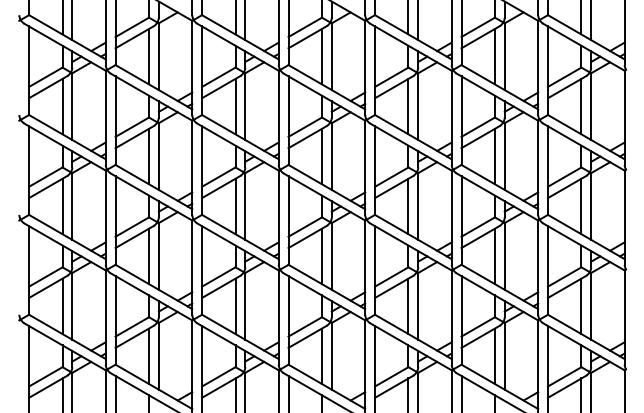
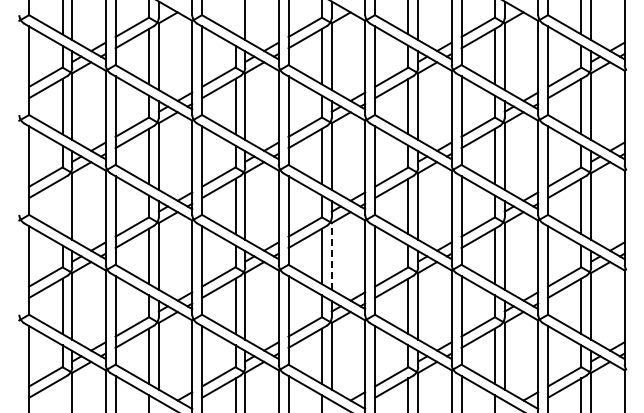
line: present -> none (235, 18)
line: present -> none (62, 206)
line: solid -> dashed (331, 255)
line: present -> none (62, 393)
